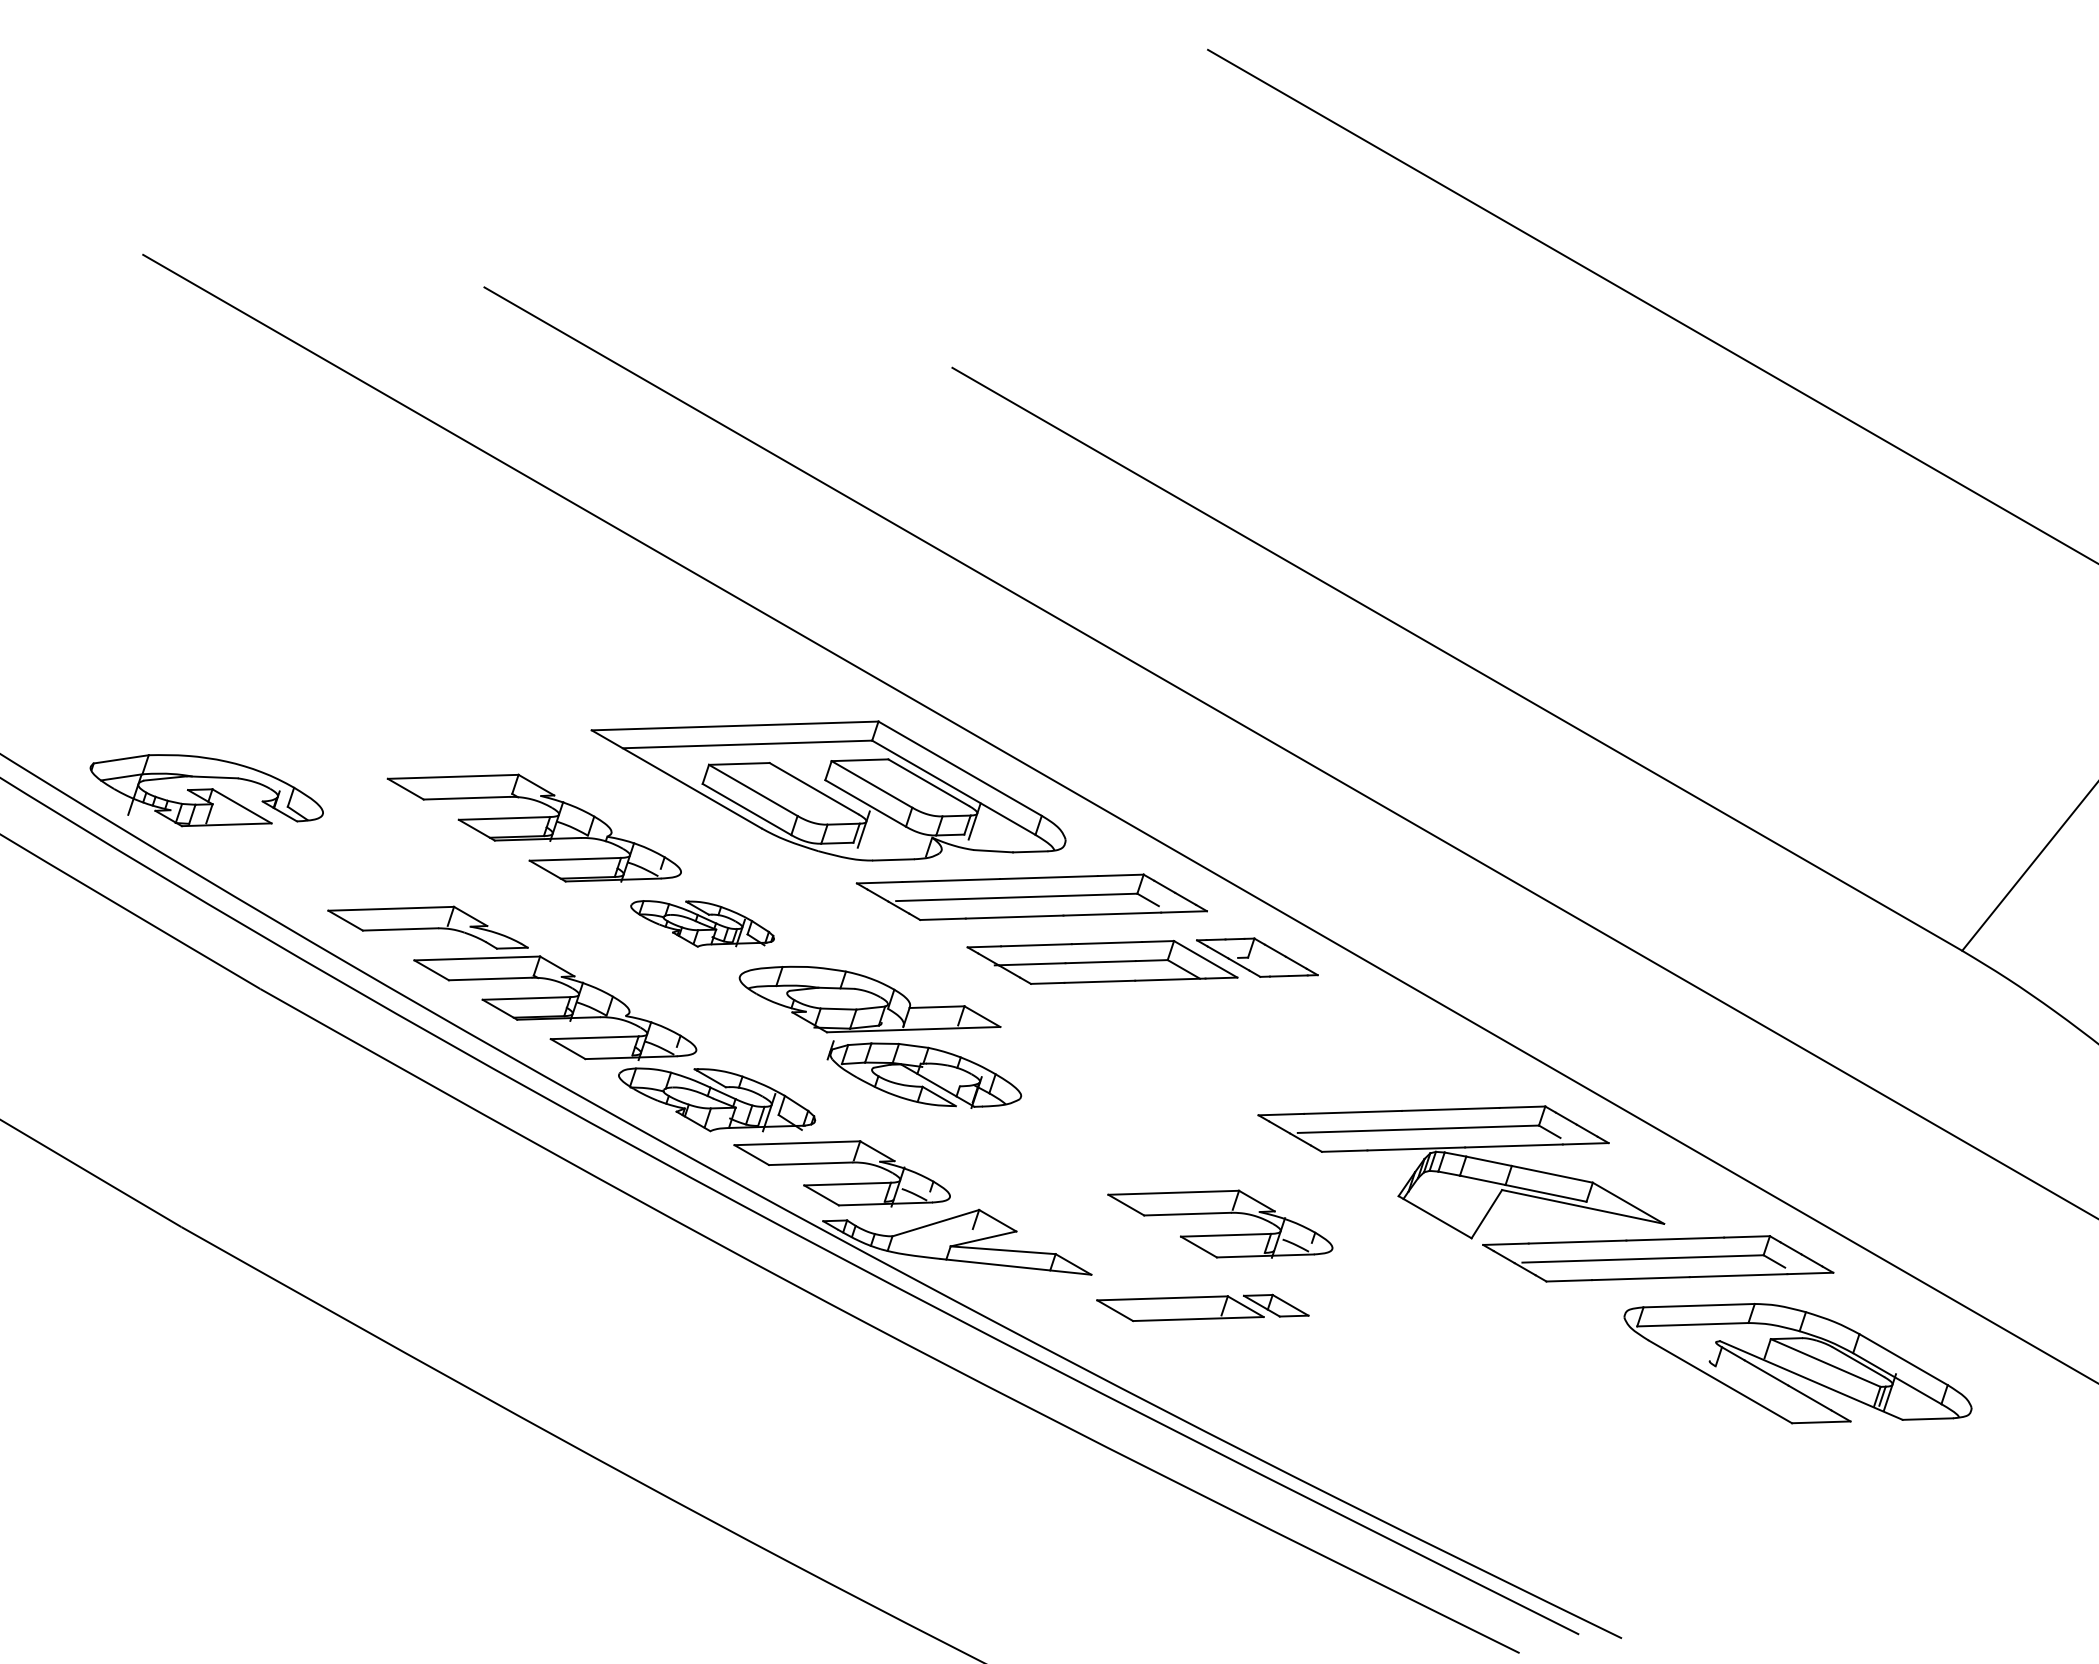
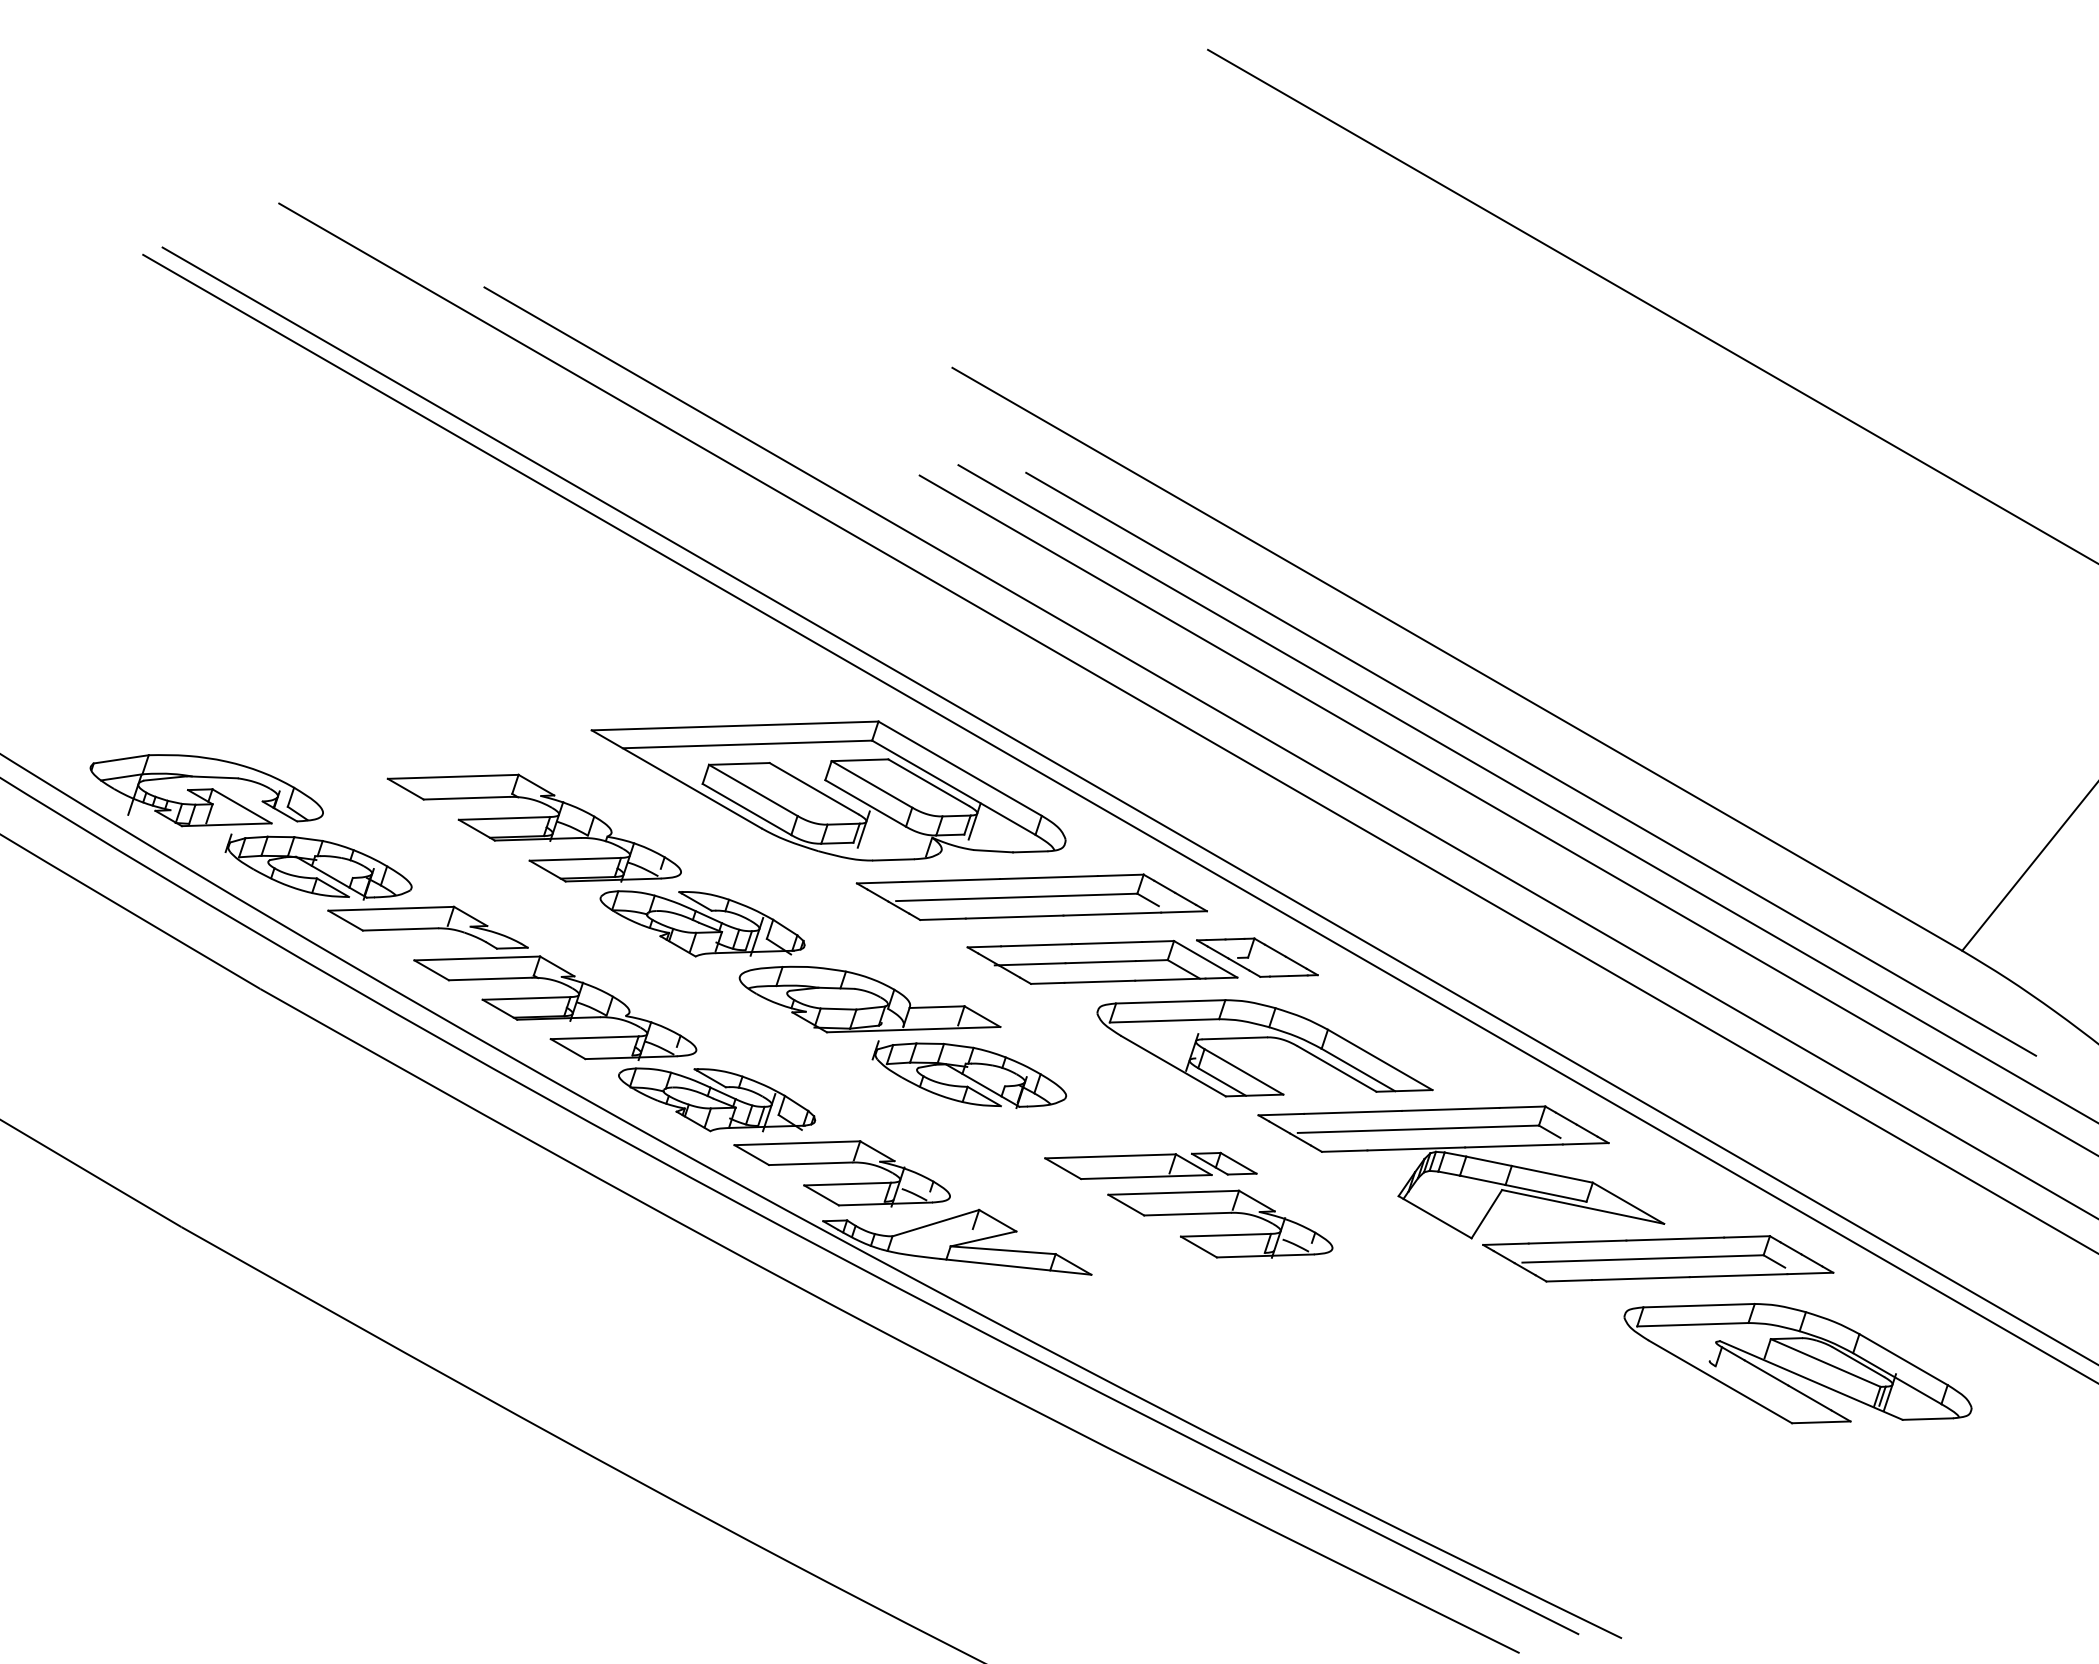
line: none -> present (1187, 727)
line: none -> present (1531, 763)
line: none -> present (1526, 793)
line: none -> present (1128, 805)
line: none -> present (1507, 814)
part: none -> present (318, 866)
part size: 145x48 px -> 207x68 px (702, 923)
part: none -> present (1264, 1038)
part position: (924, 1074) -> (969, 1074) (969, 1074)
part position: (1202, 1307) -> (1150, 1165) (1150, 1165)
